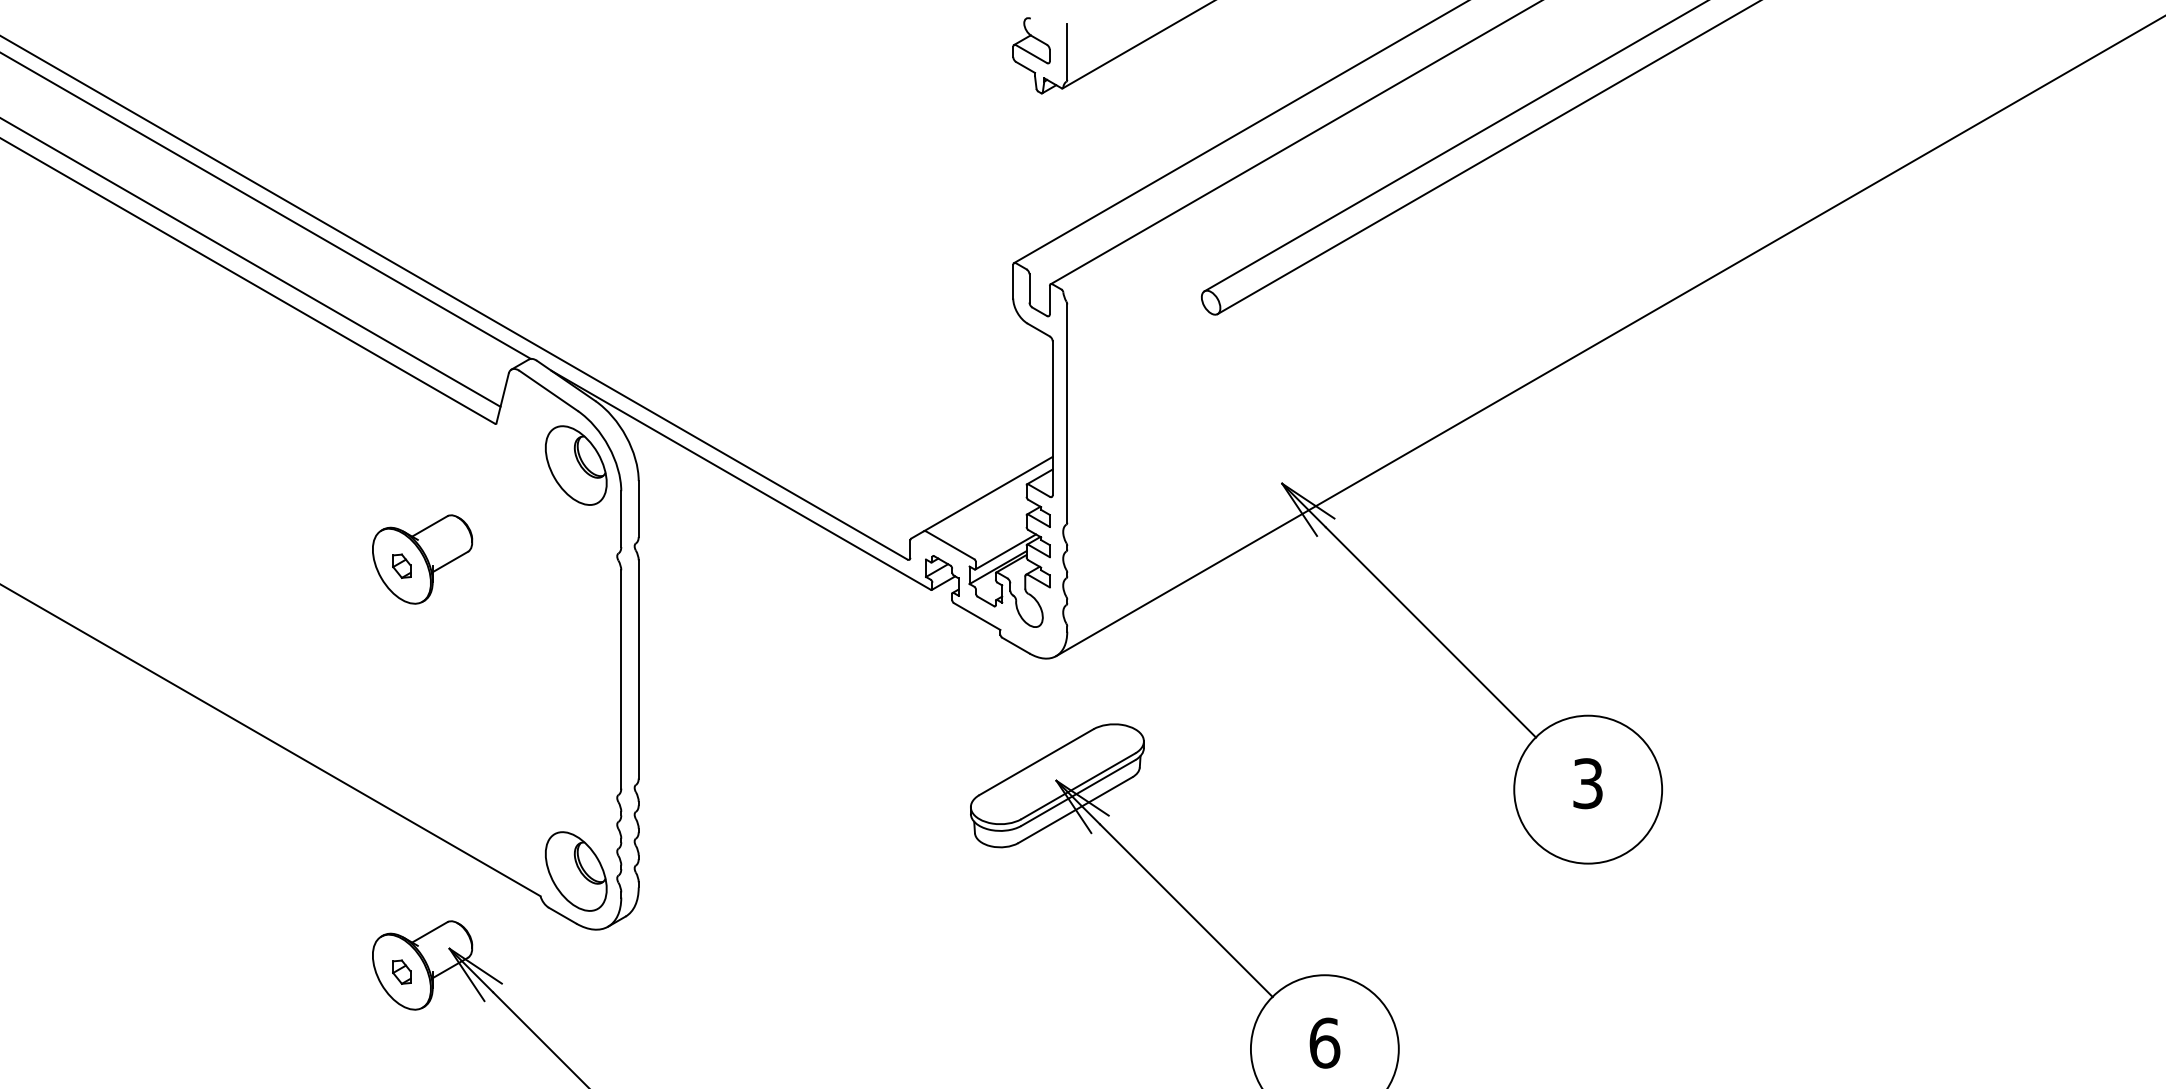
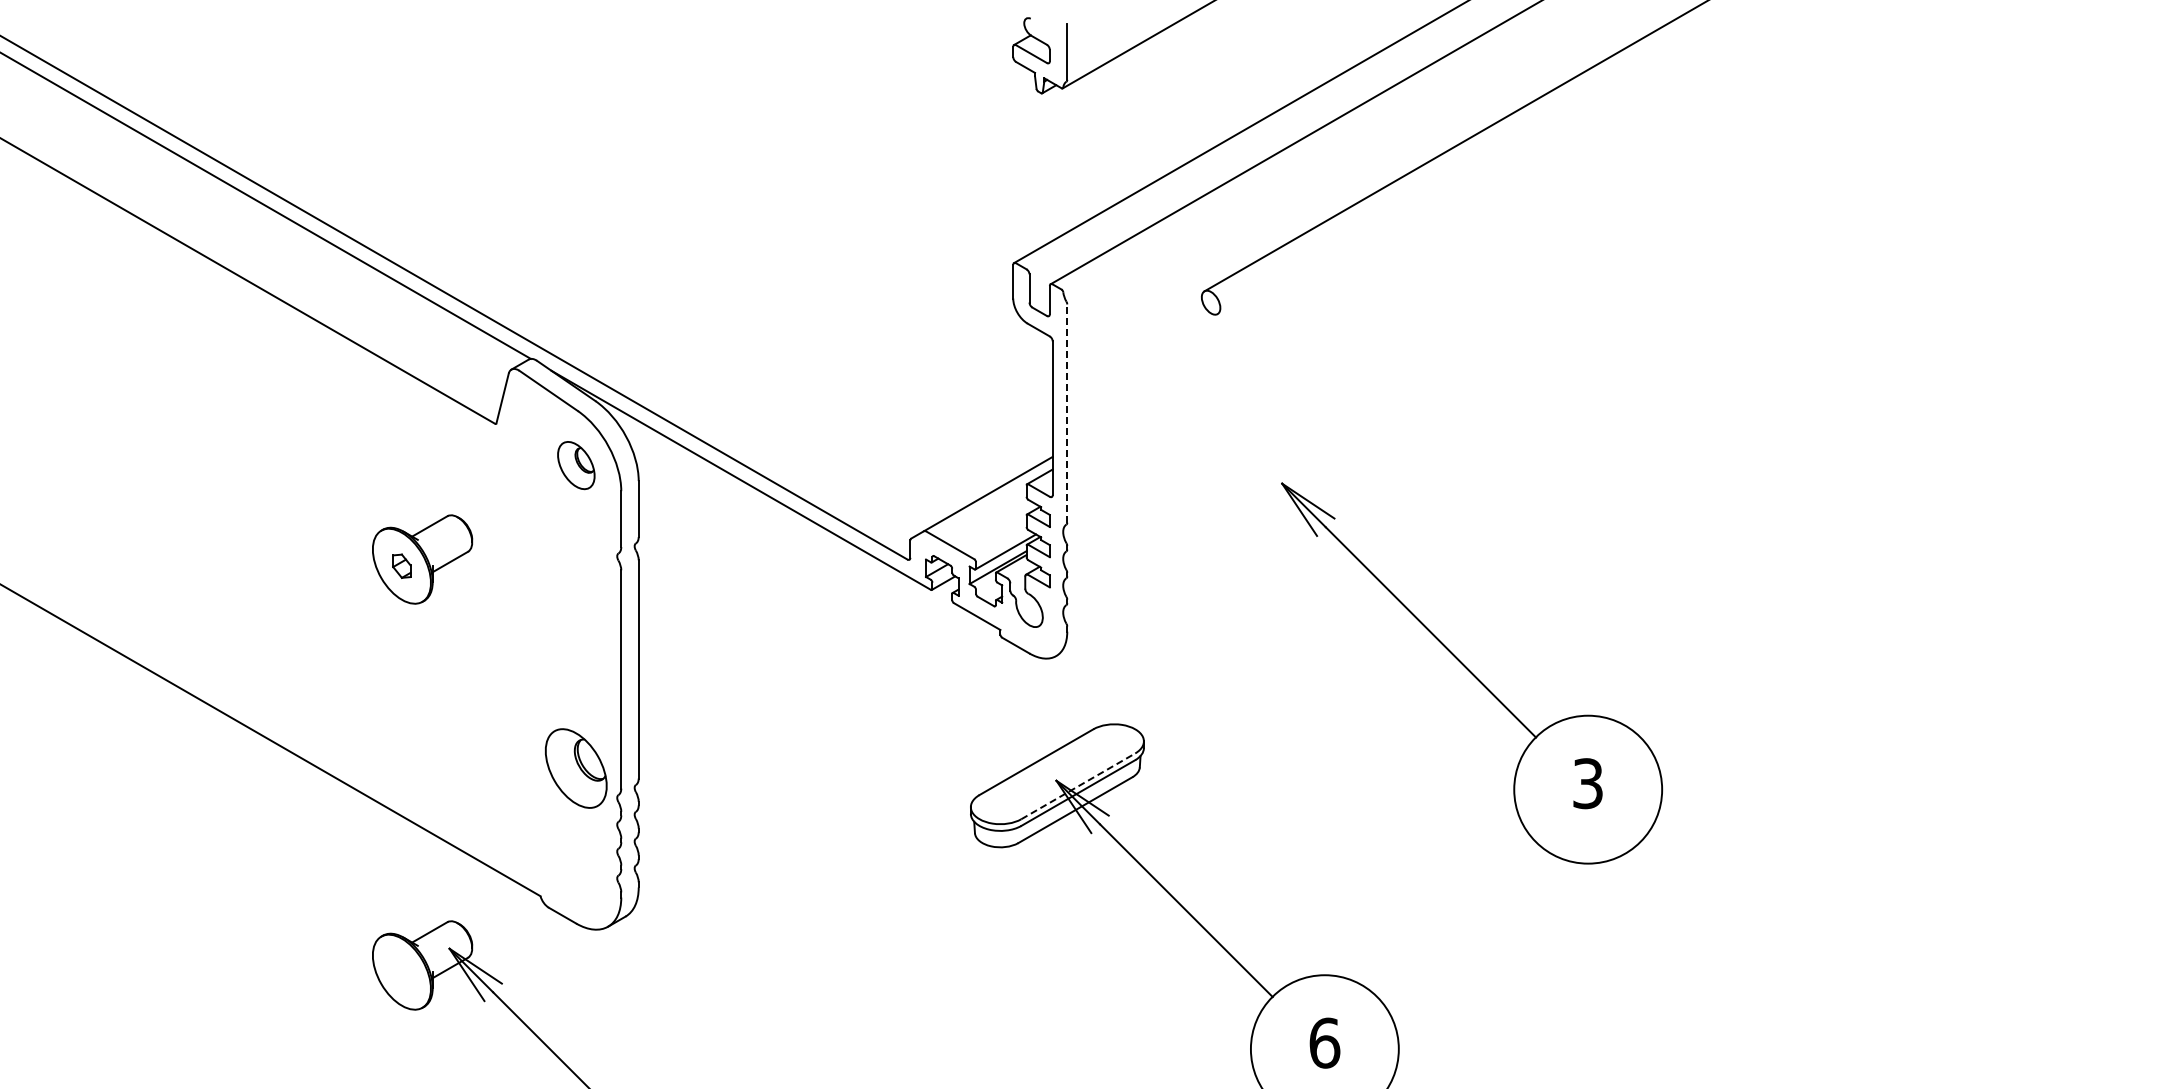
line: present -> none (1487, 158)
line: present -> none (251, 262)
line: present -> none (1609, 336)
line: solid -> dashed (1067, 413)
part size: 63x81 px -> 39x50 px (576, 465)
line: solid -> dashed (1078, 786)
part position: (576, 871) -> (576, 768) (576, 768)
part: present -> none (401, 971)
